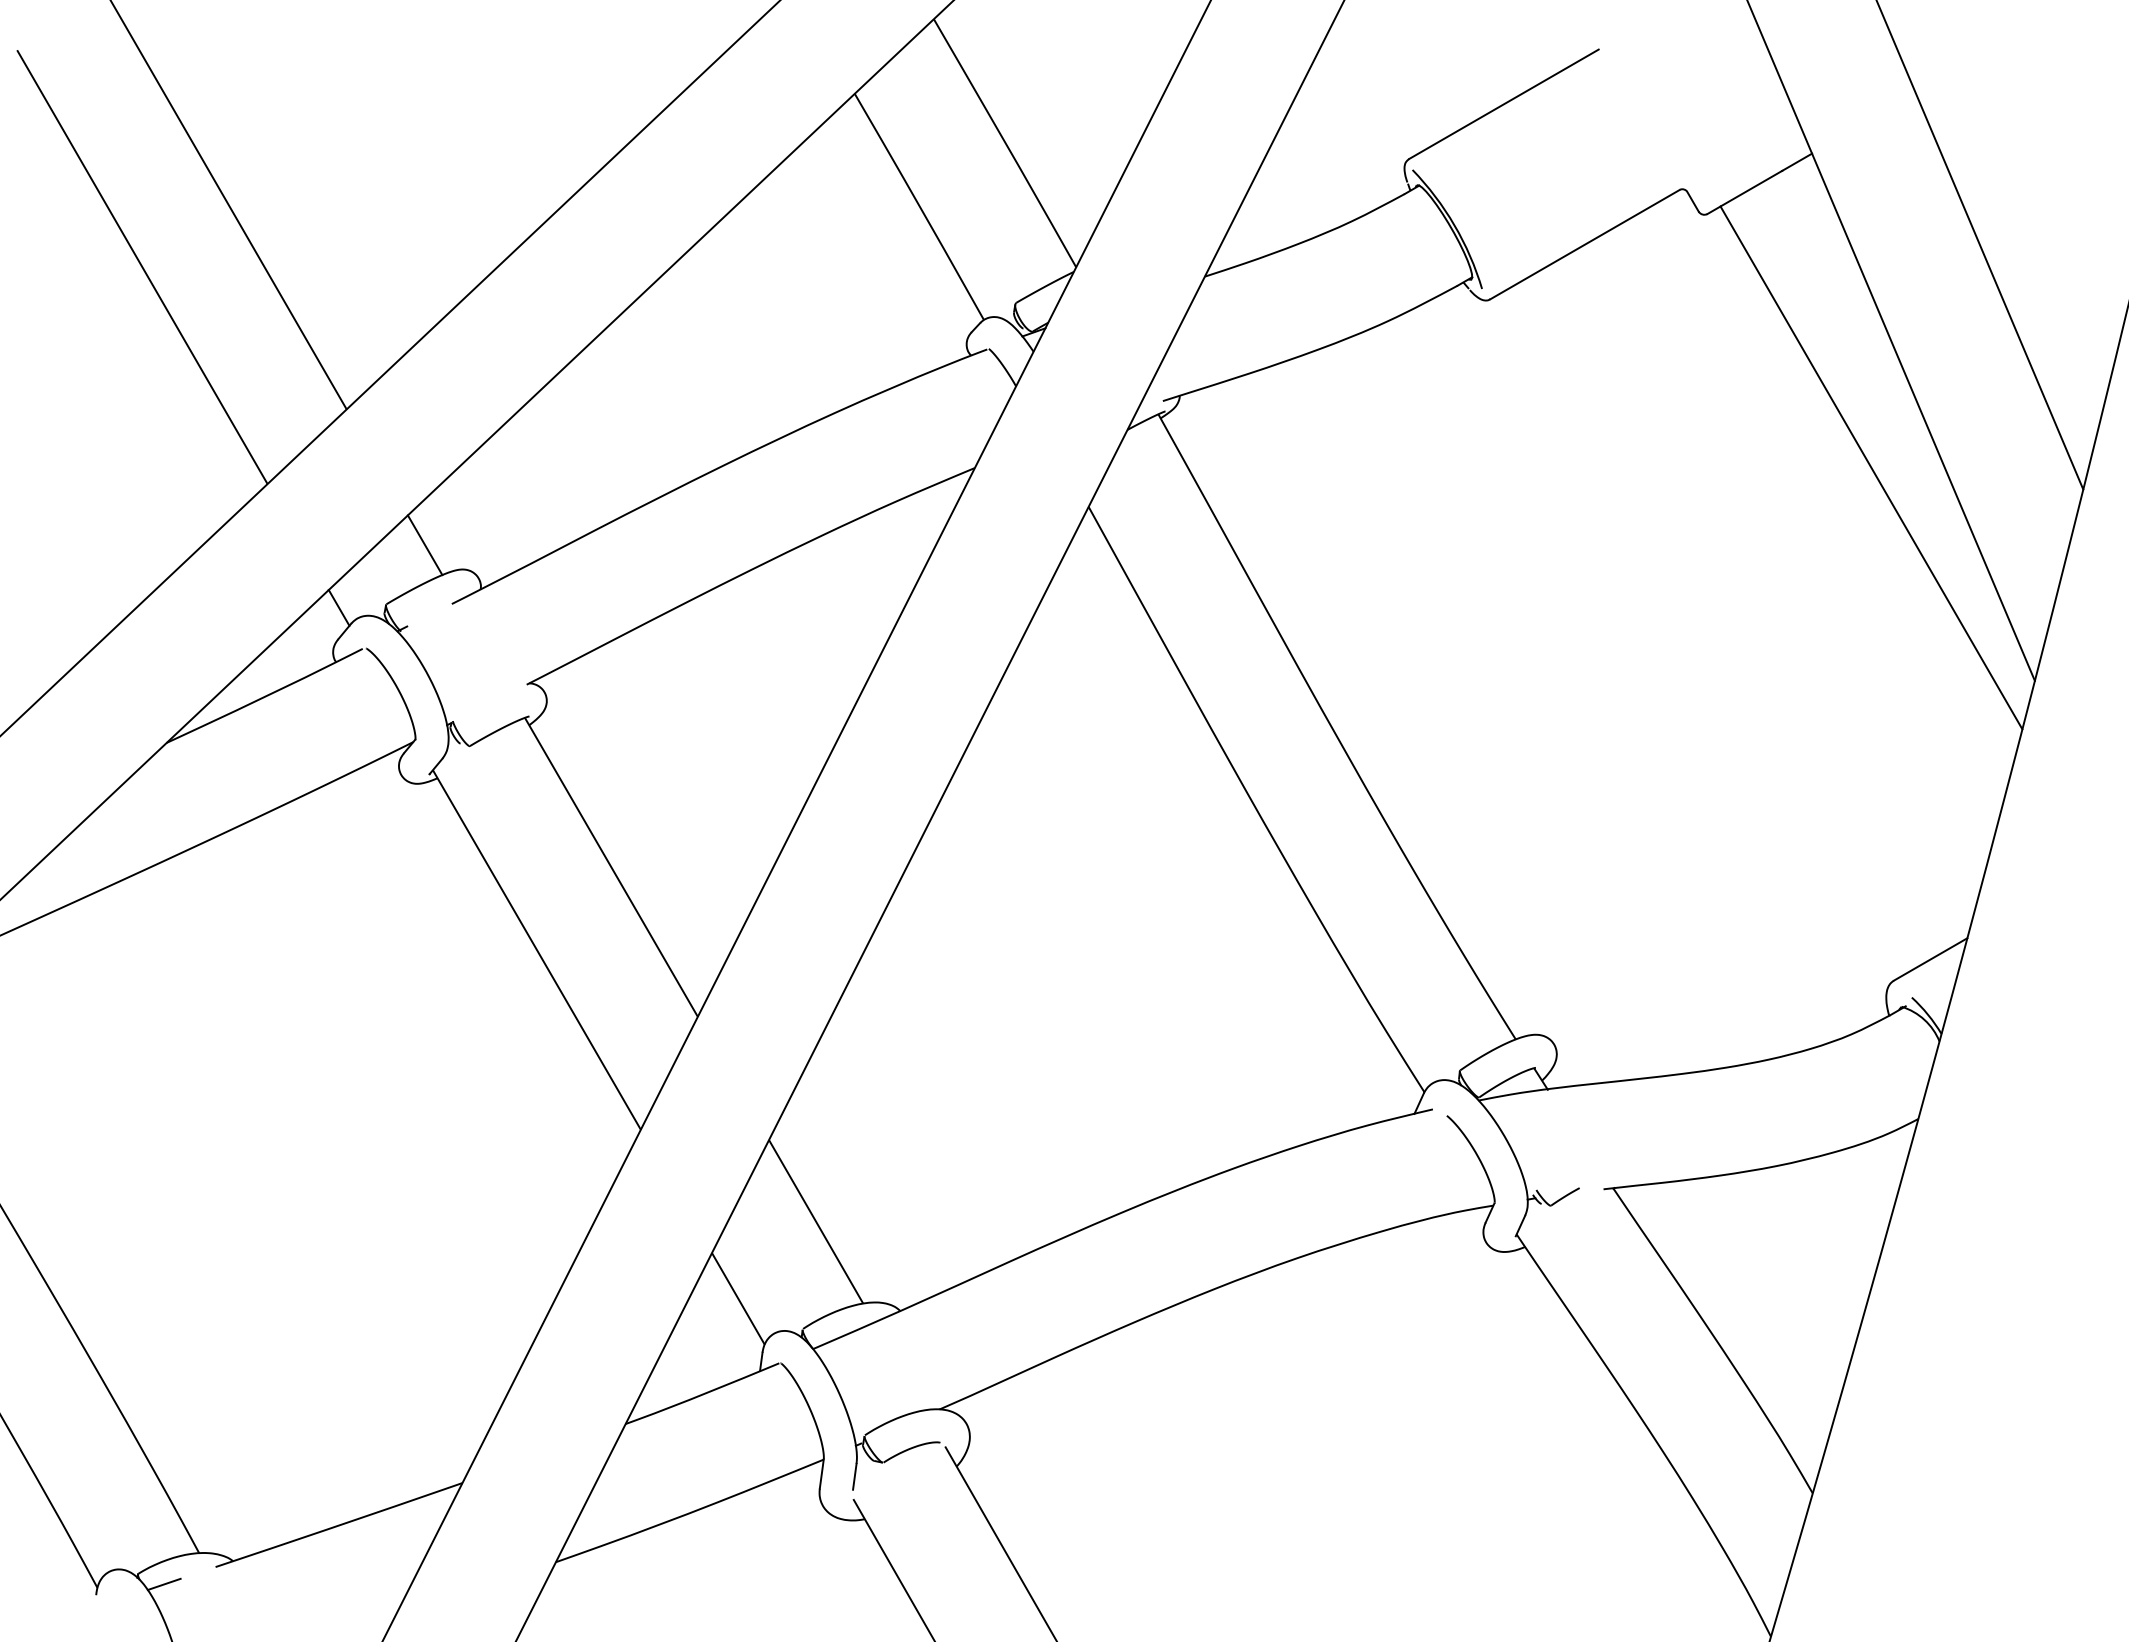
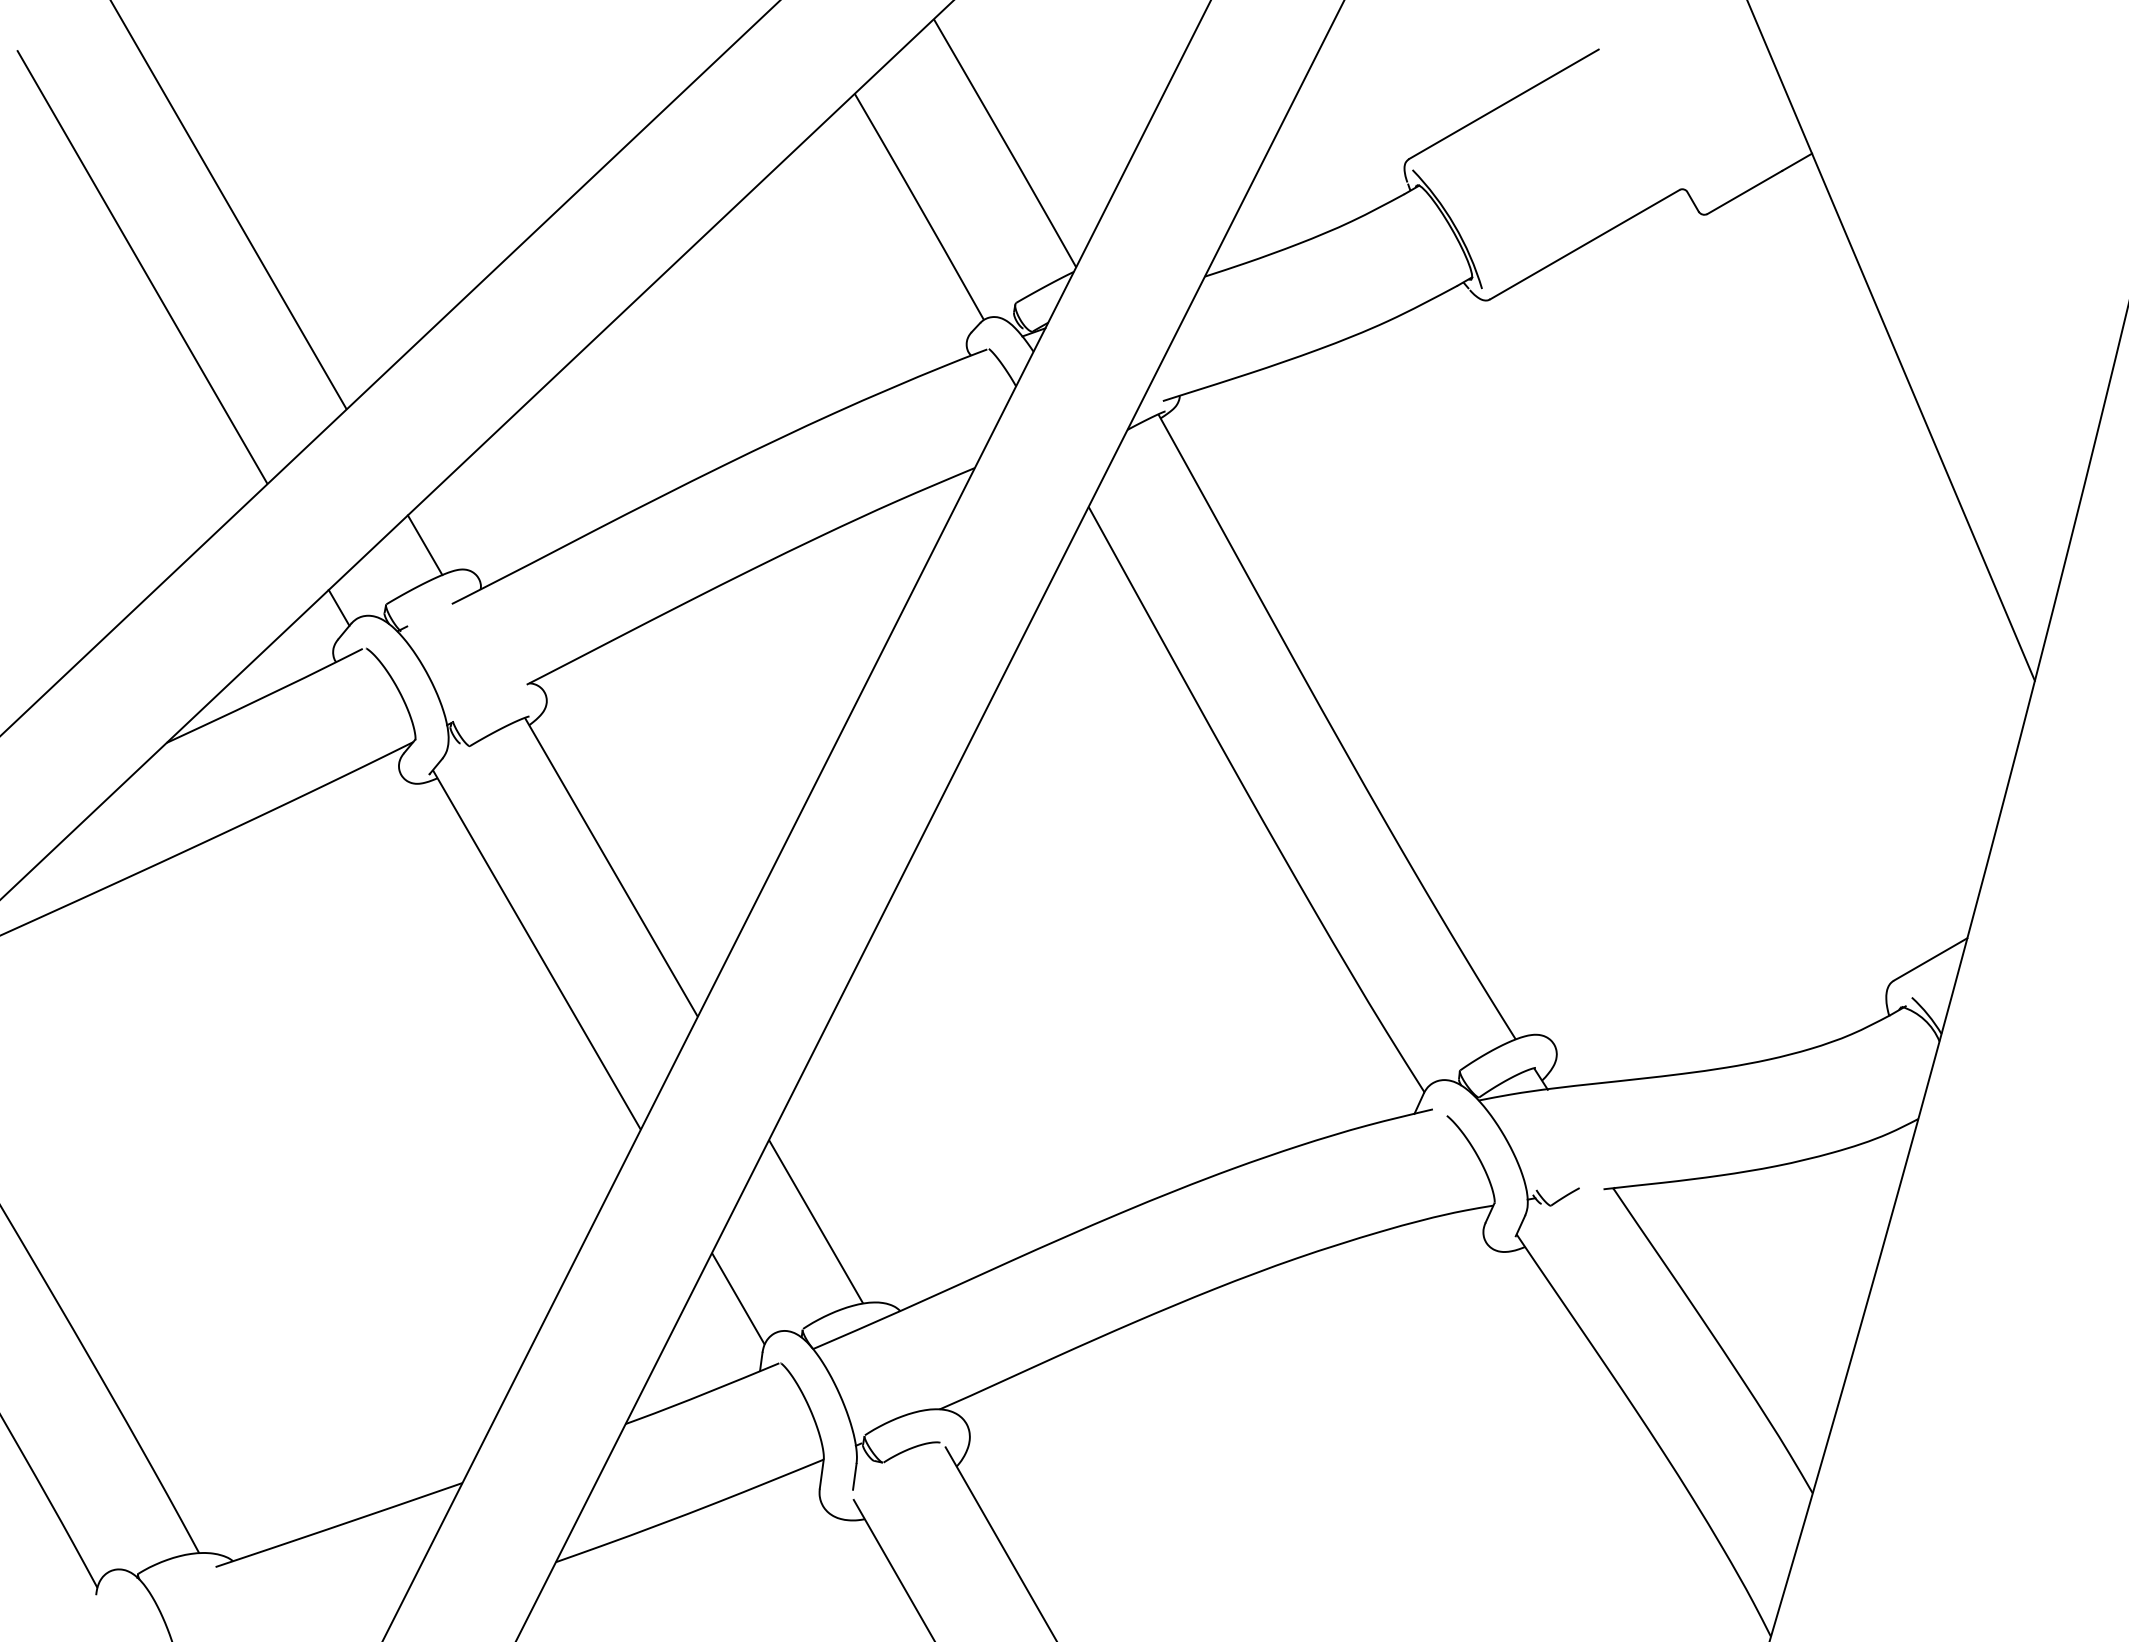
line: present -> none (1980, 245)
line: present -> none (1871, 467)
line: present -> none (163, 1584)
